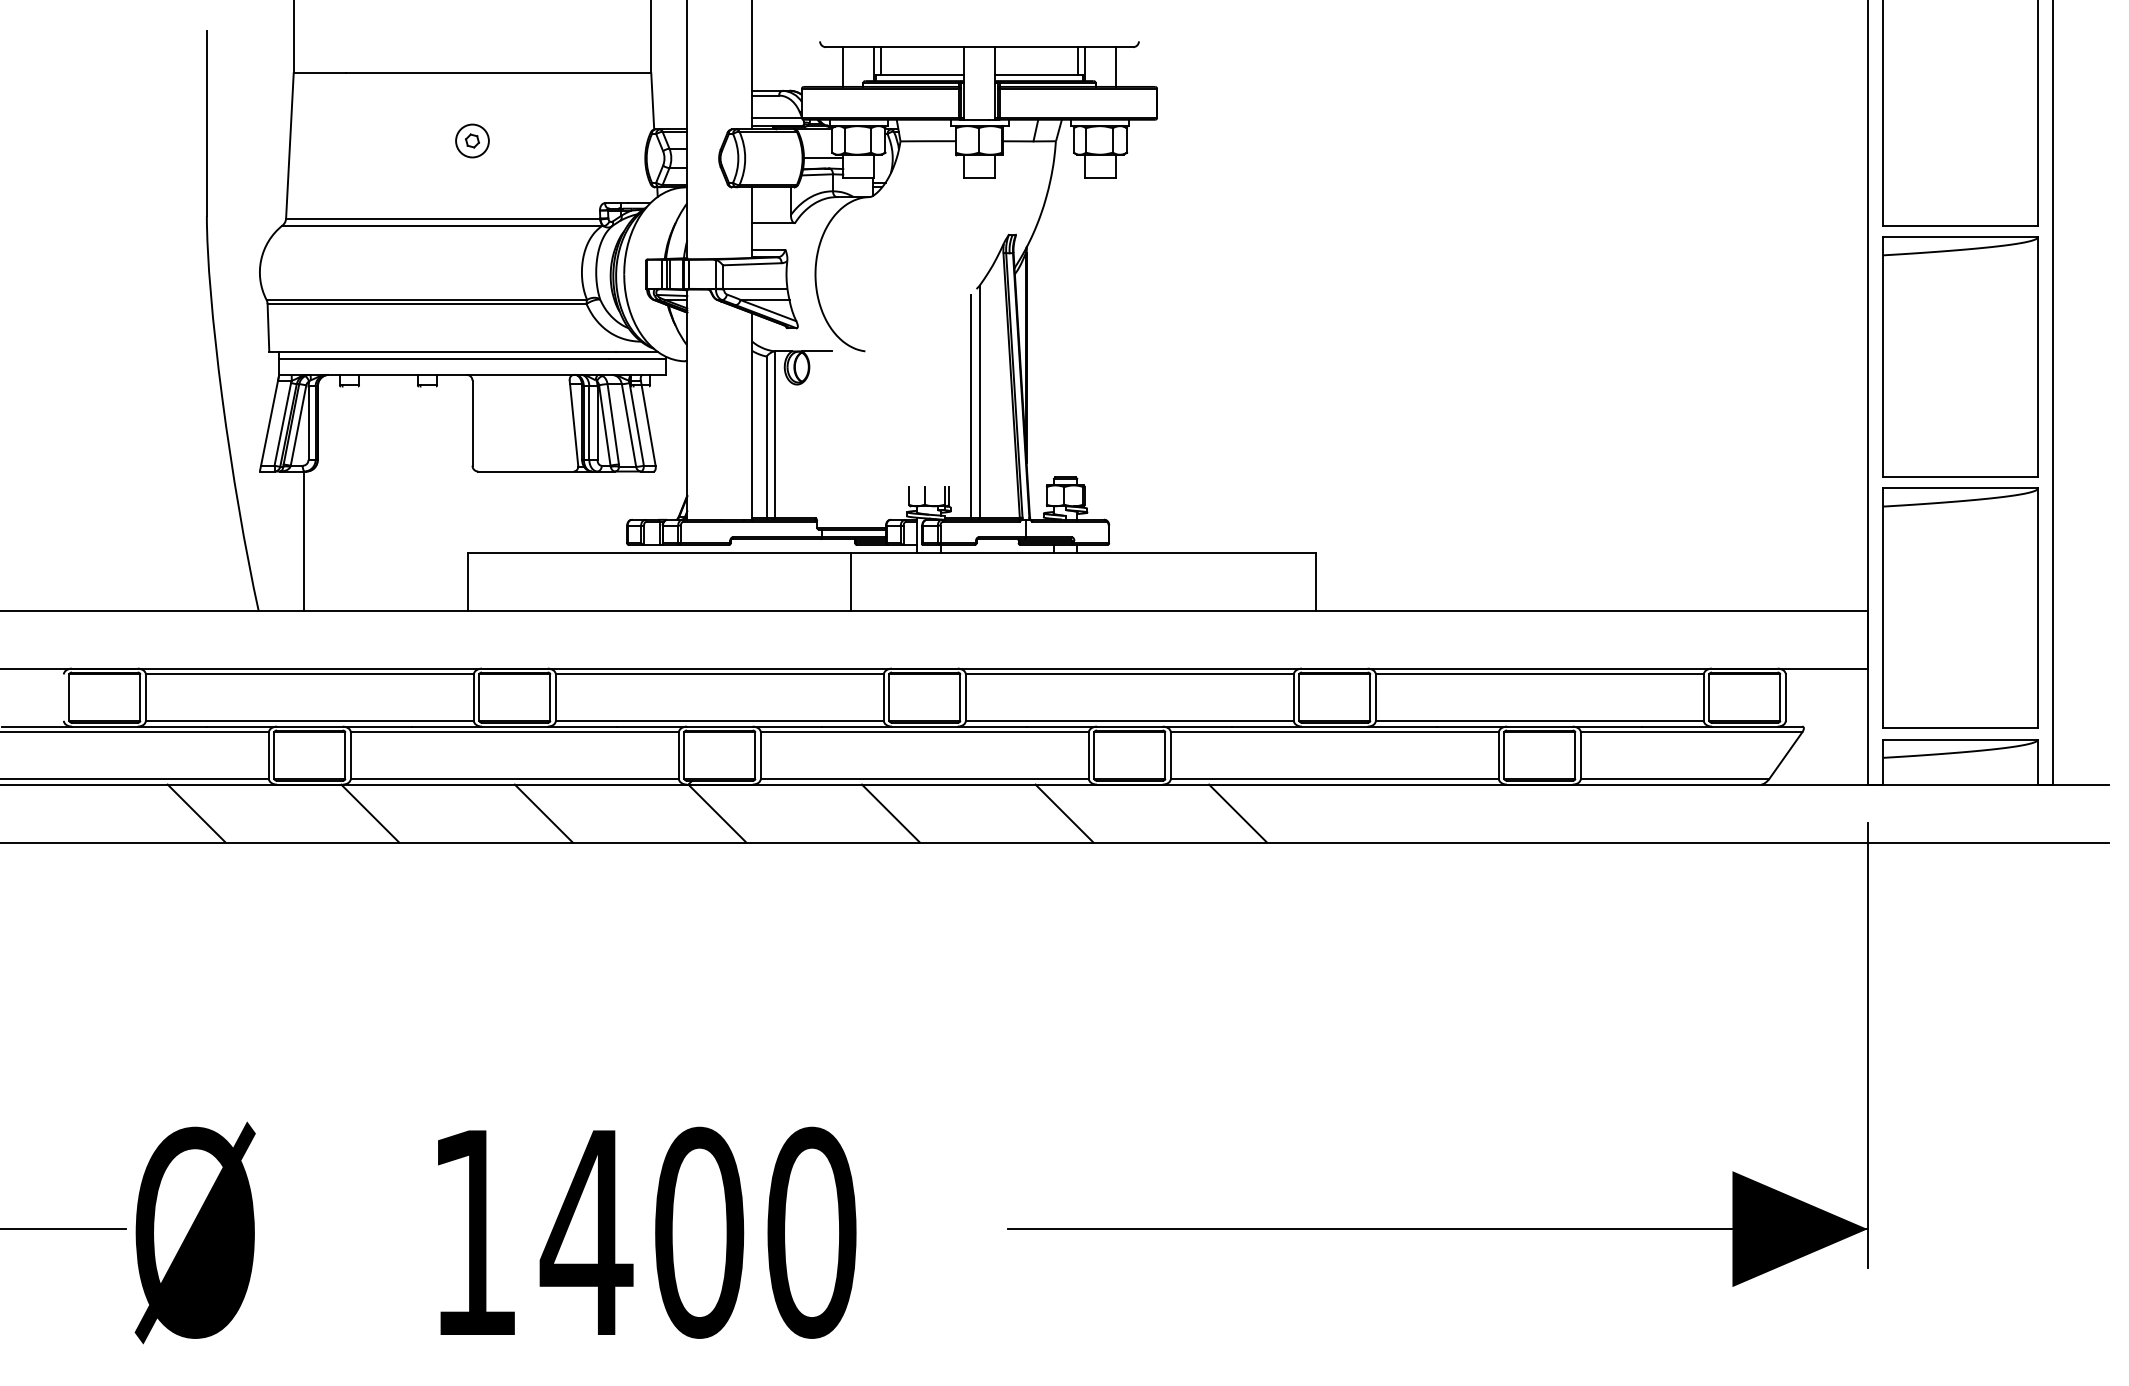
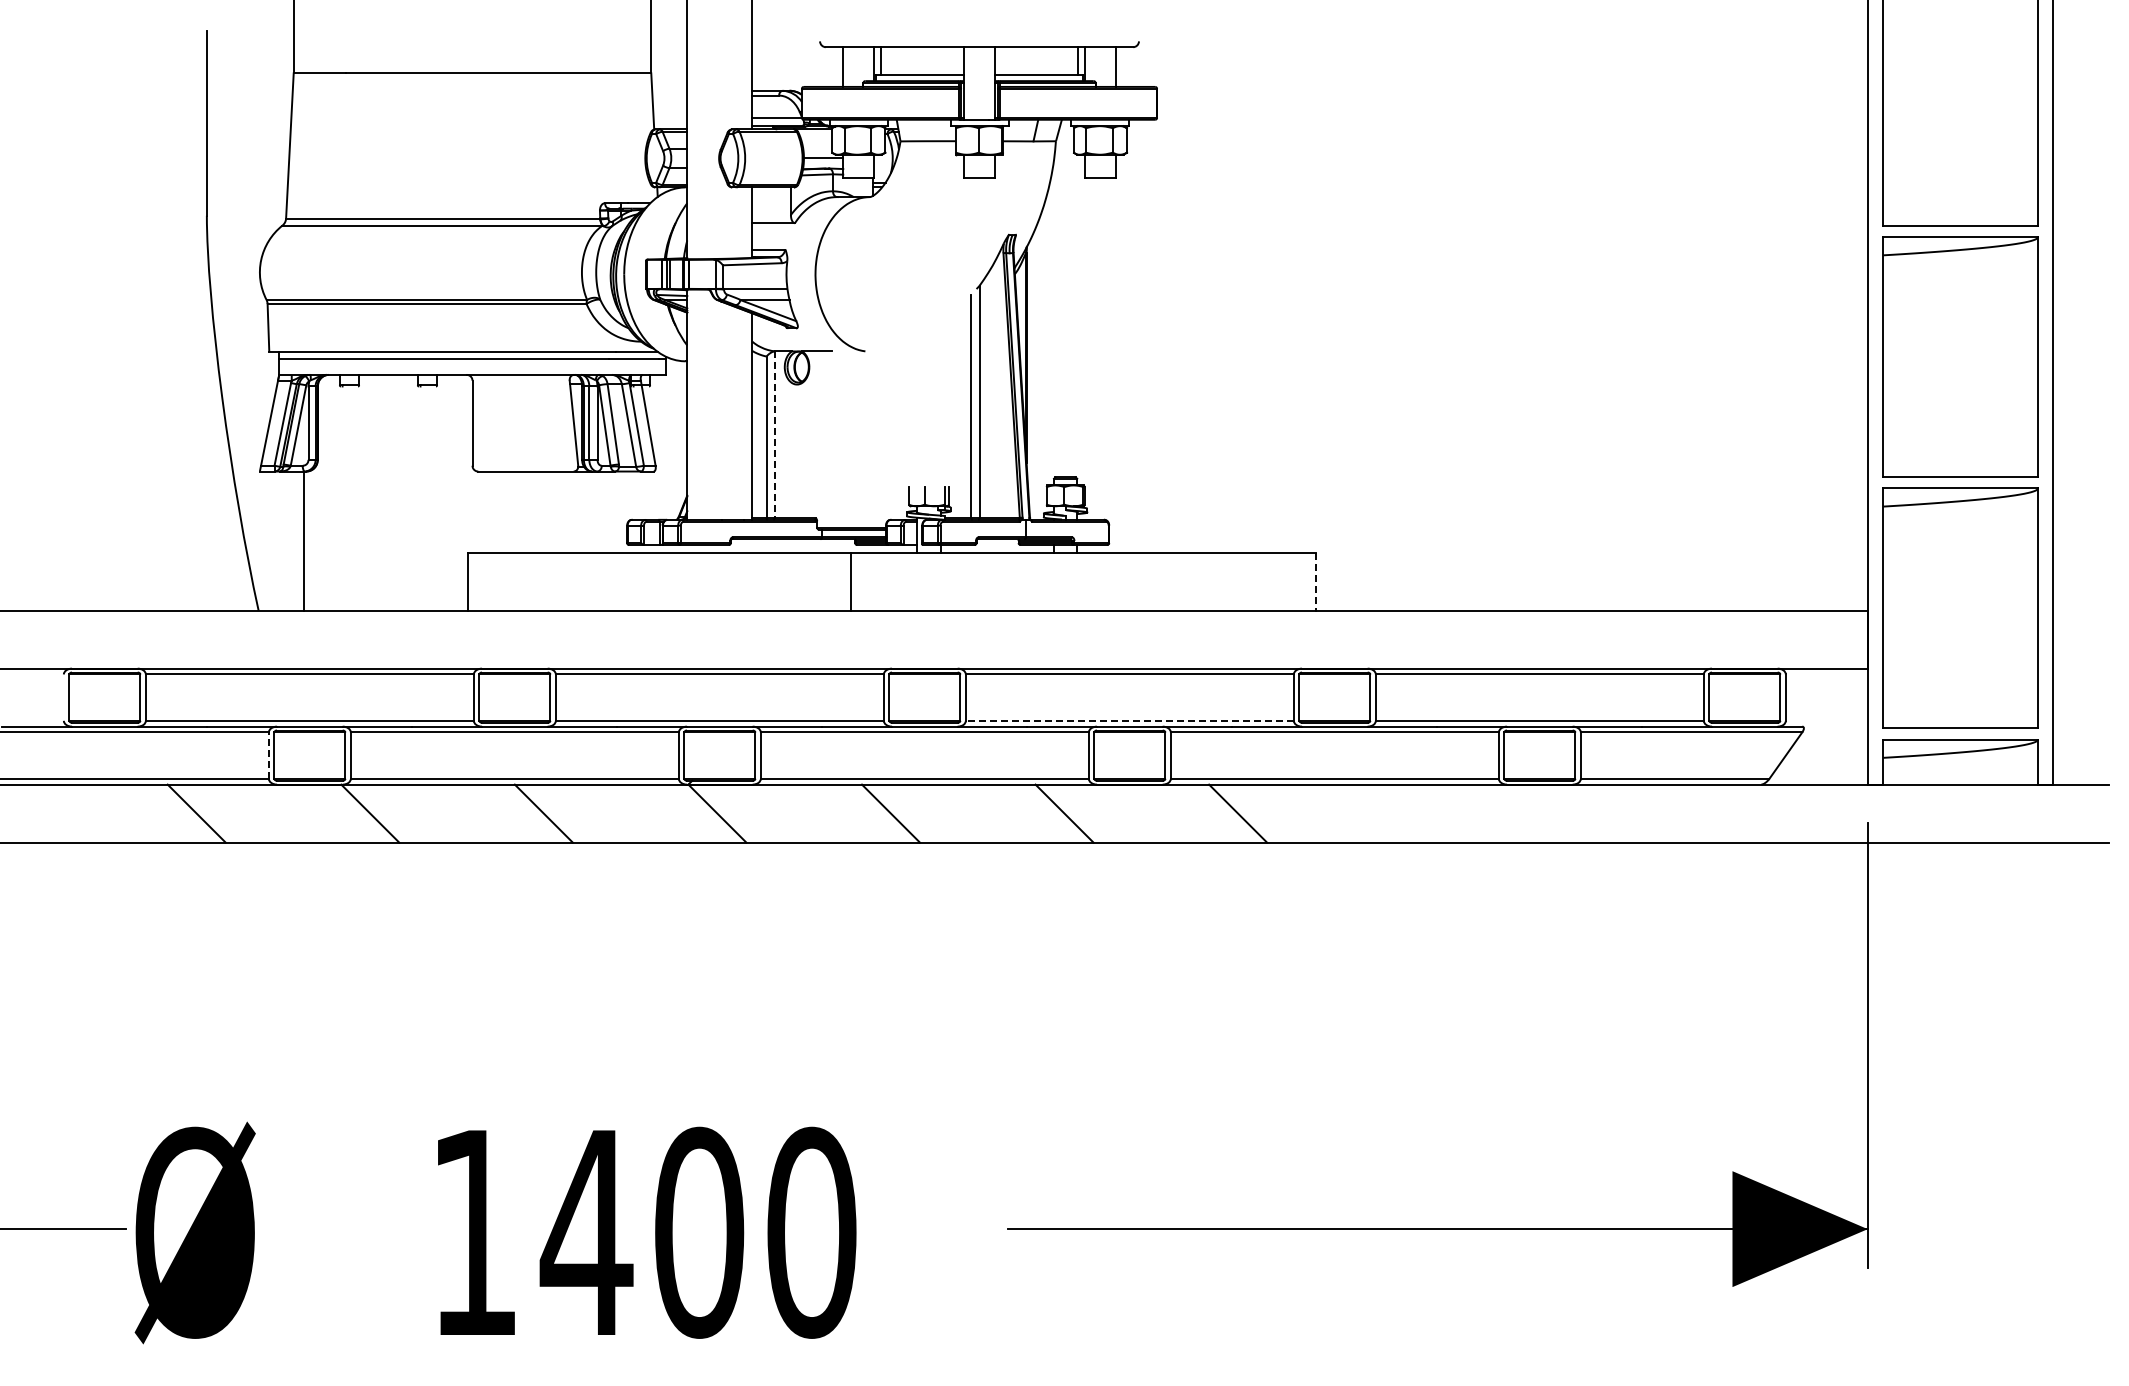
part: present -> none (472, 140)
line: solid -> dashed (774, 435)
line: solid -> dashed (1315, 581)
line: solid -> dashed (1129, 720)
line: solid -> dashed (268, 755)
